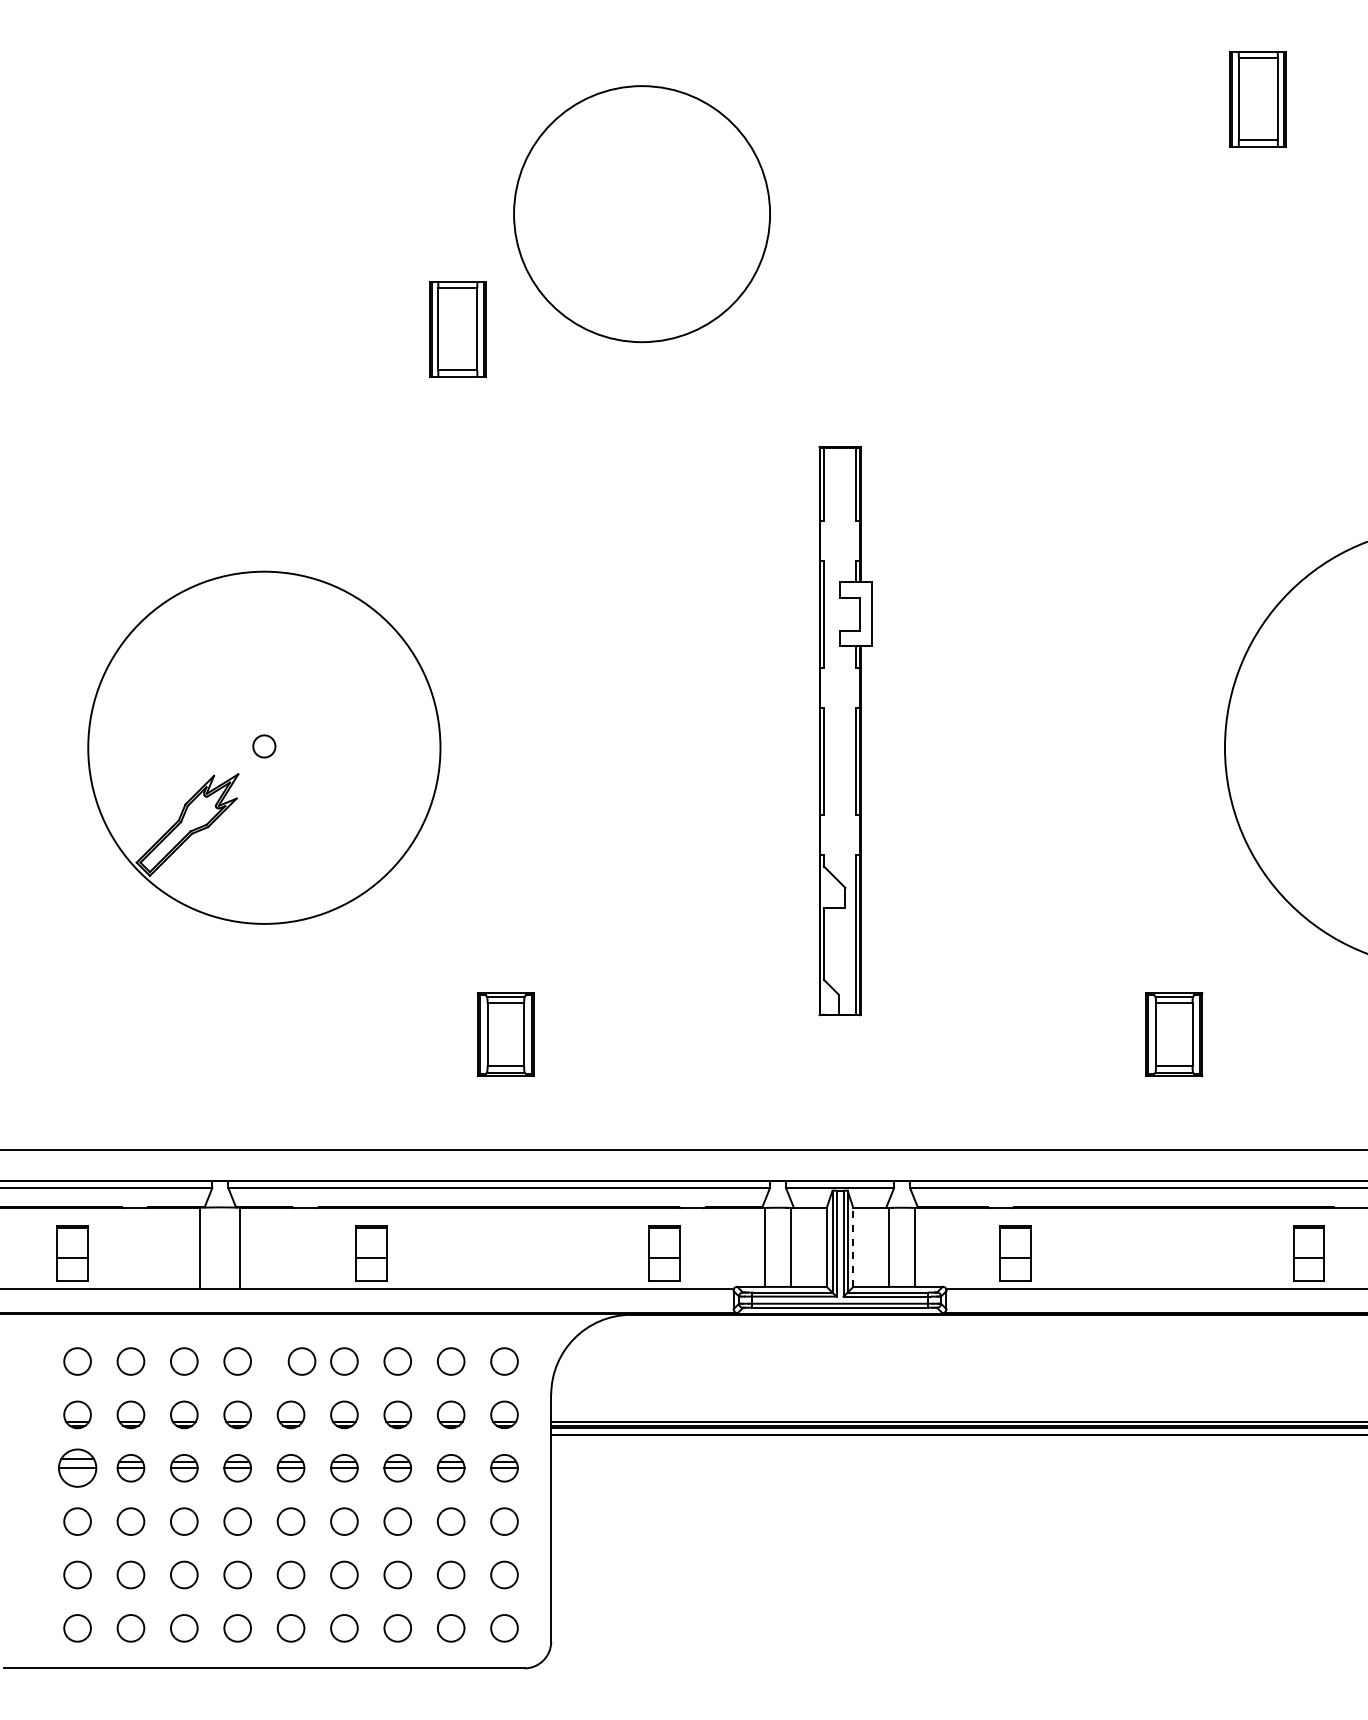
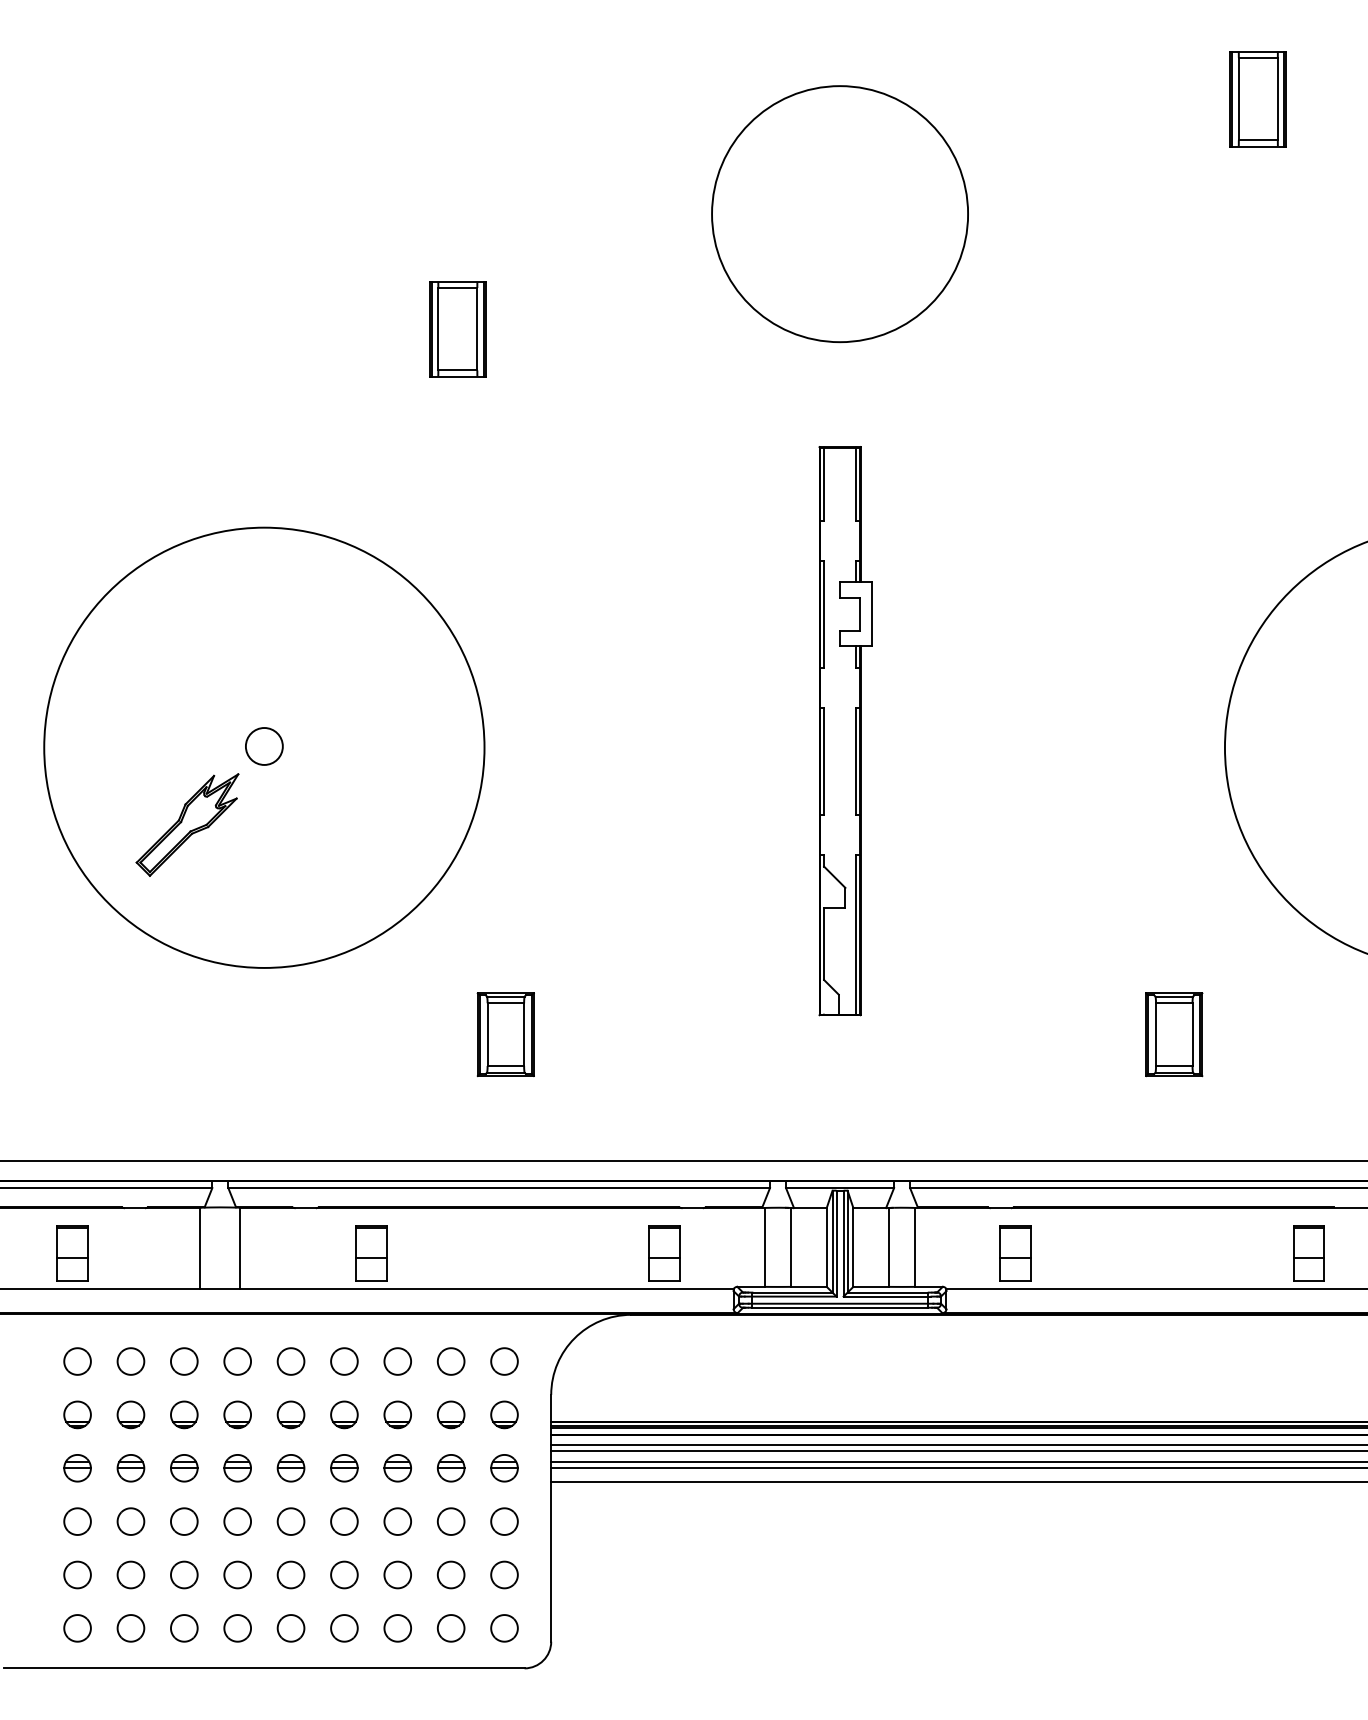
circle position: (641, 214) -> (839, 214) (839, 214)
circle diameter: 22 px -> 37 px (263, 746)
circle diameter: 352 px -> 440 px (264, 747)
line position: (683, 1149) -> (683, 1160) (683, 1160)
line: dashed -> solid (853, 1246)
part position: (301, 1361) -> (290, 1361) (290, 1361)
line: none -> present (957, 1445)
line: none -> present (957, 1450)
line: none -> present (957, 1461)
part size: 40x40 px -> 29x29 px (77, 1468)
line: none -> present (957, 1468)
line: none -> present (957, 1481)
